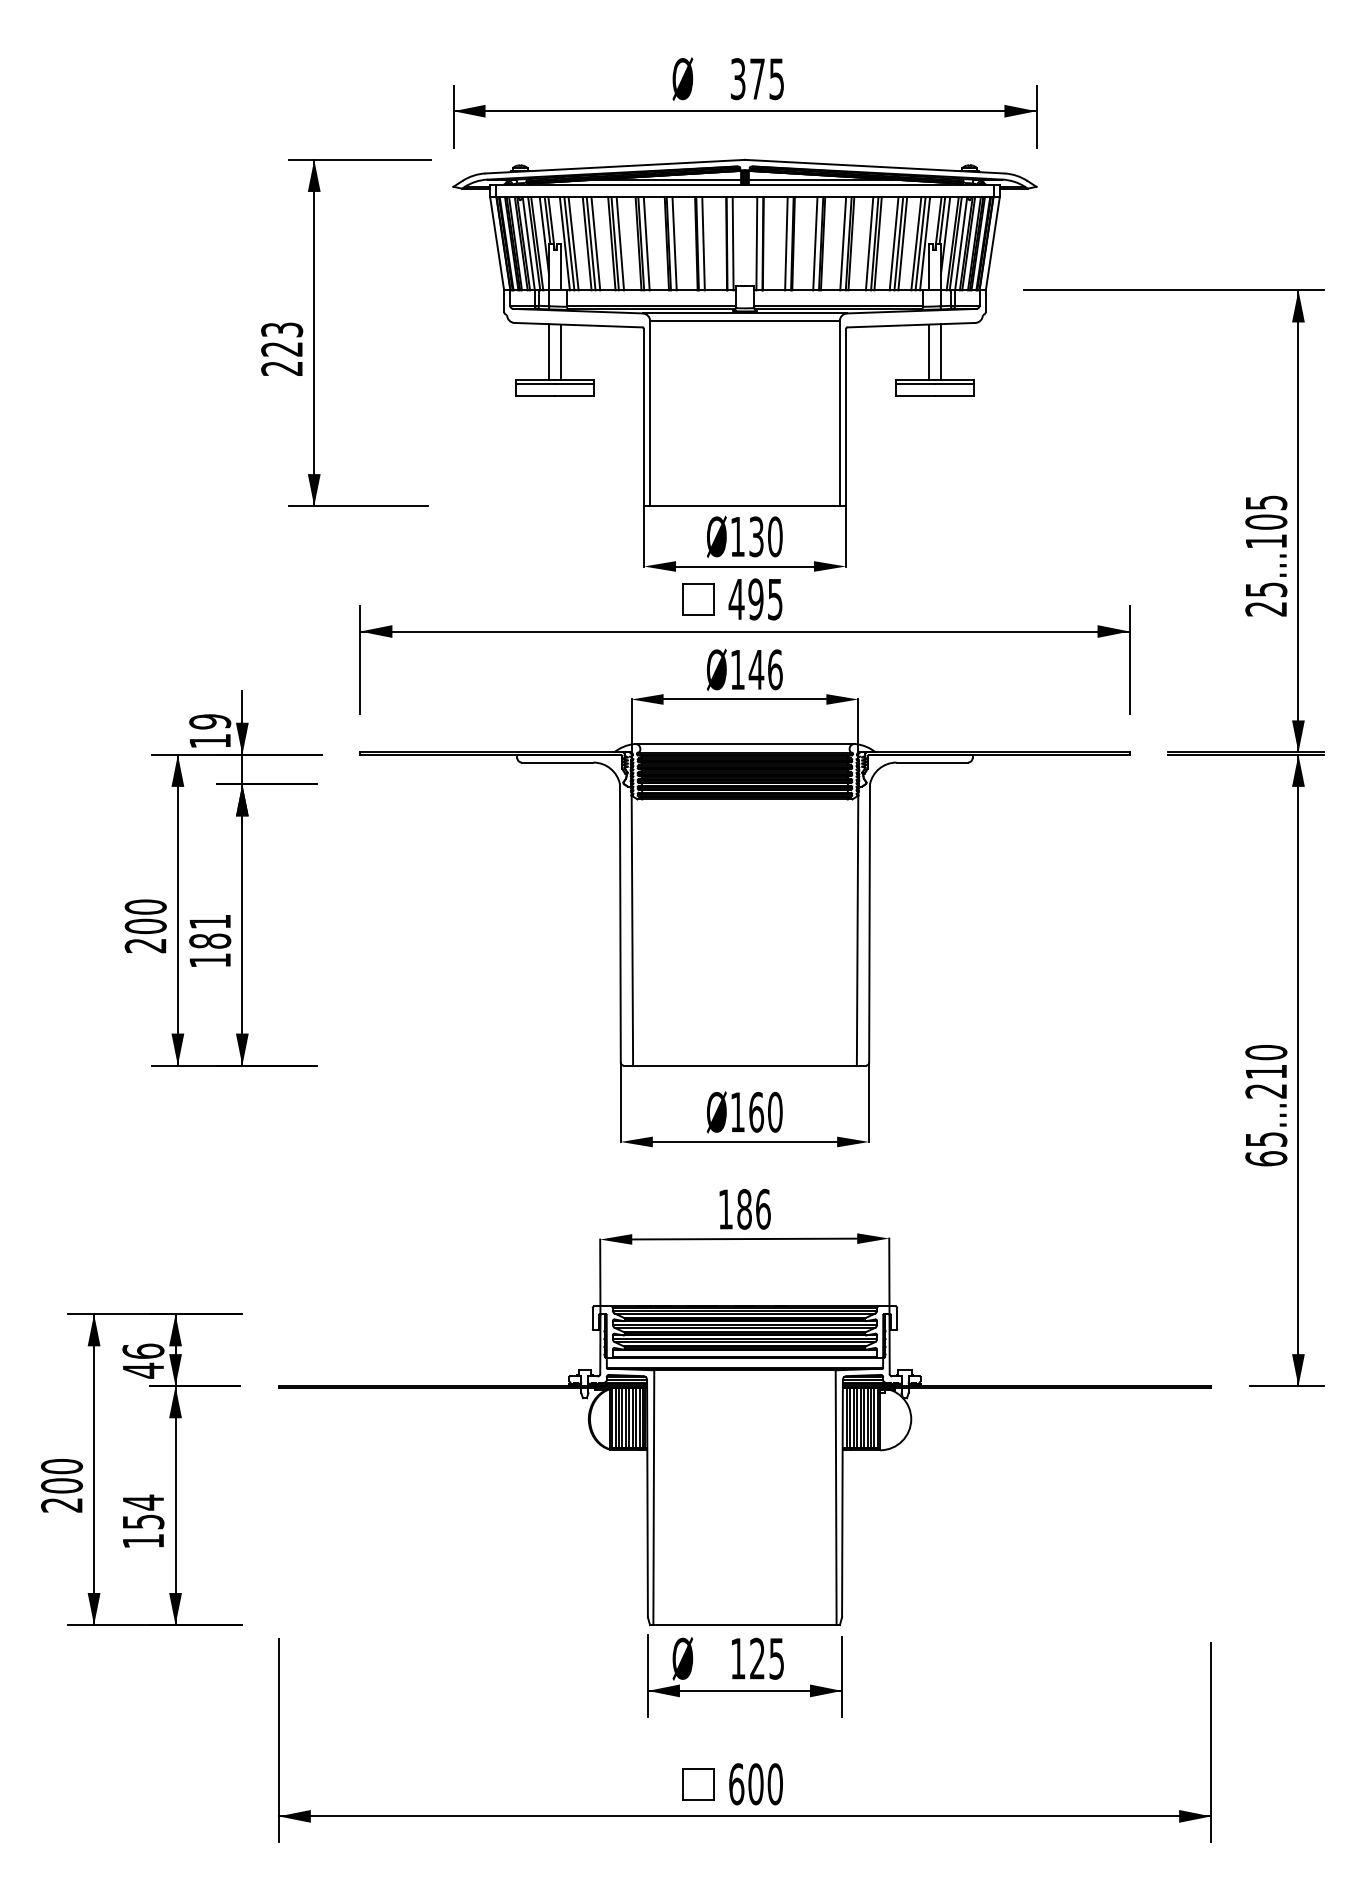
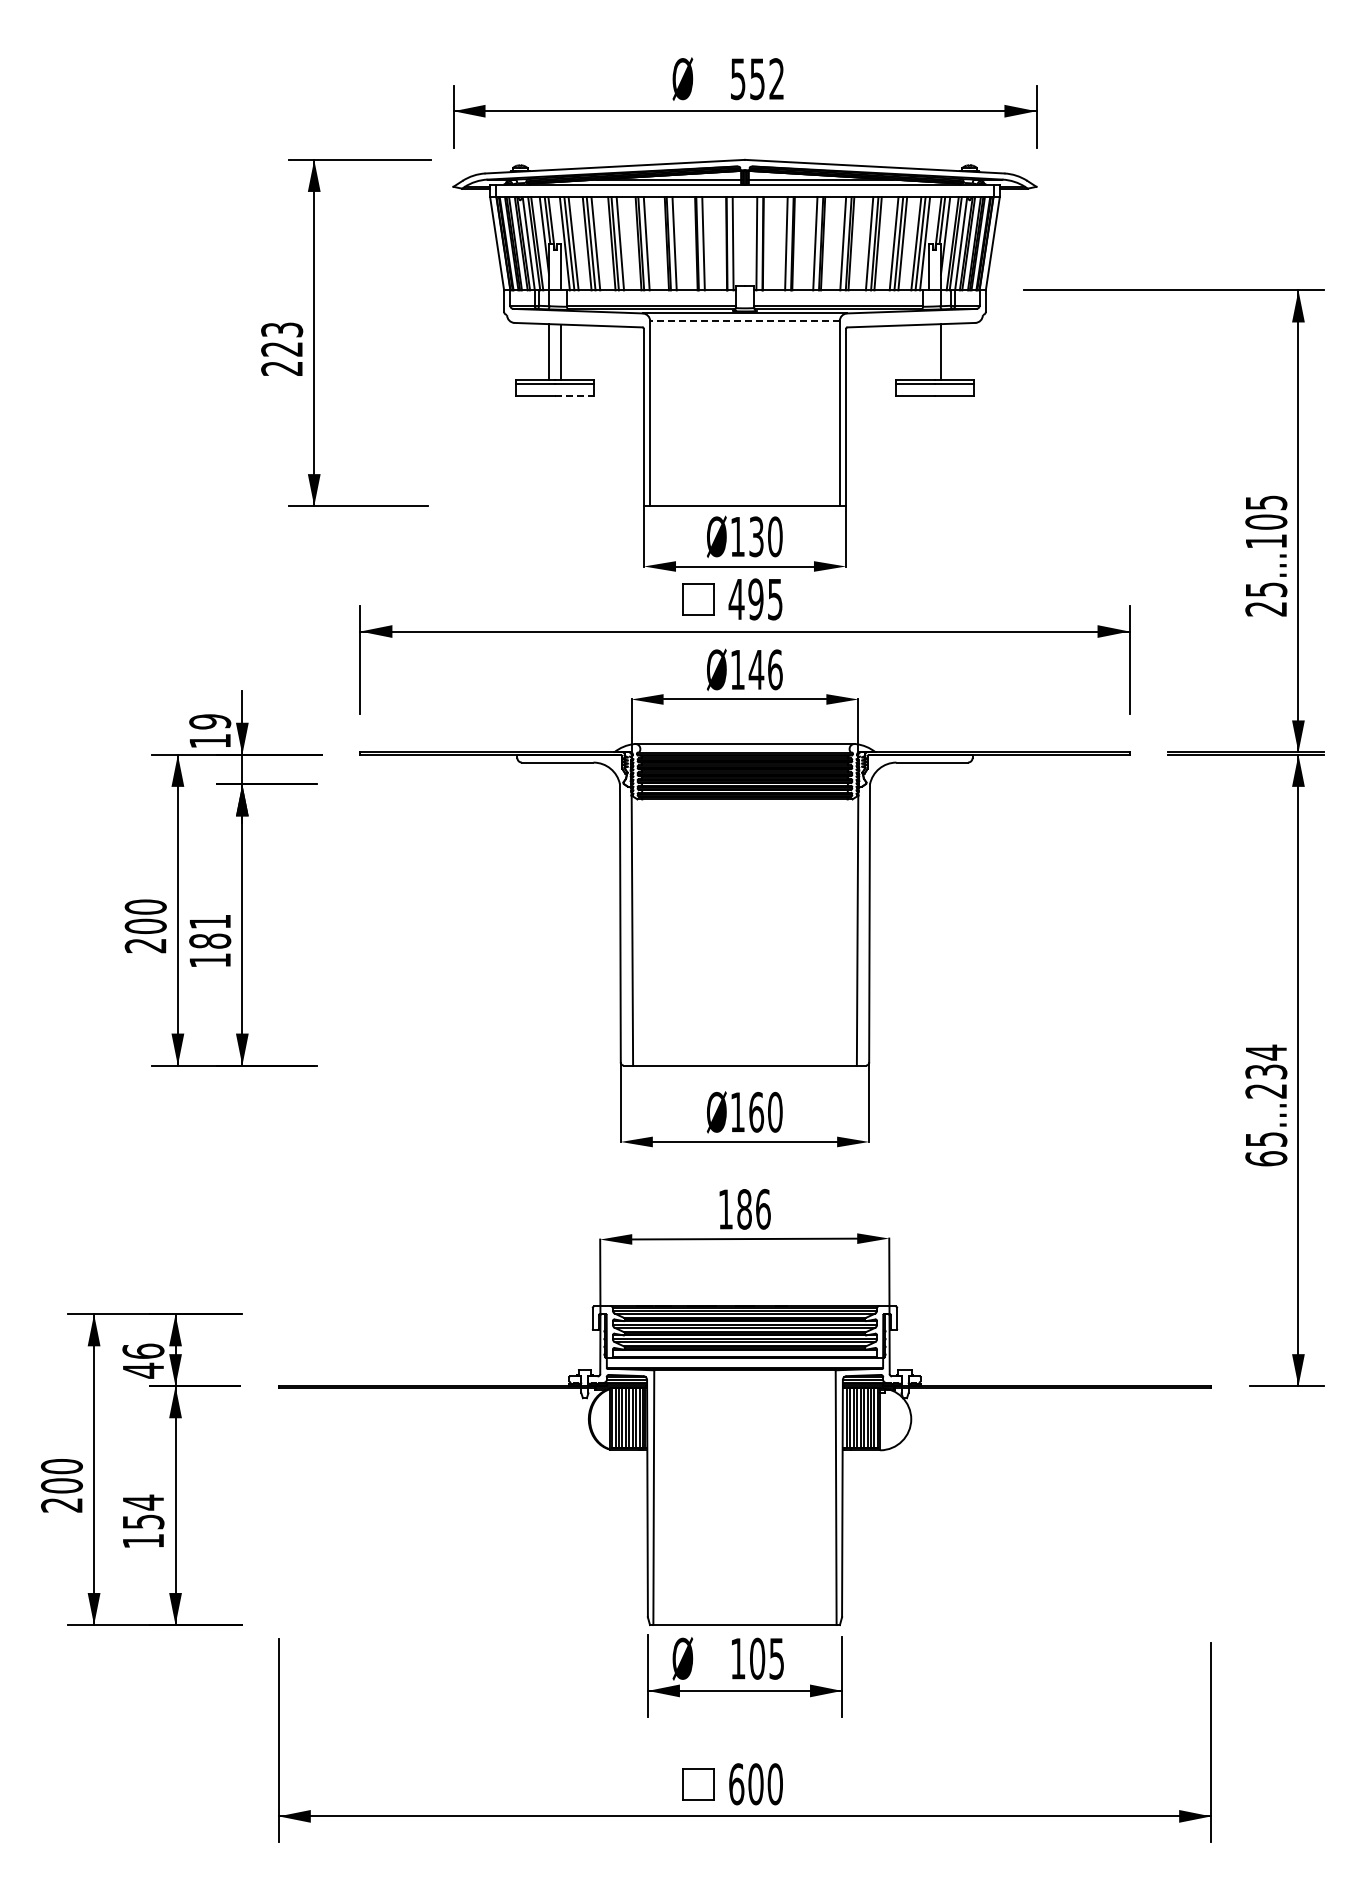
text: 375 -> 552 (757, 79)
line: solid -> dashed (744, 321)
line: present -> none (928, 352)
line: solid -> dashed (575, 395)
text: 65...210 -> 65...234 (1266, 1061)
text: 125 -> 105 (757, 1658)
